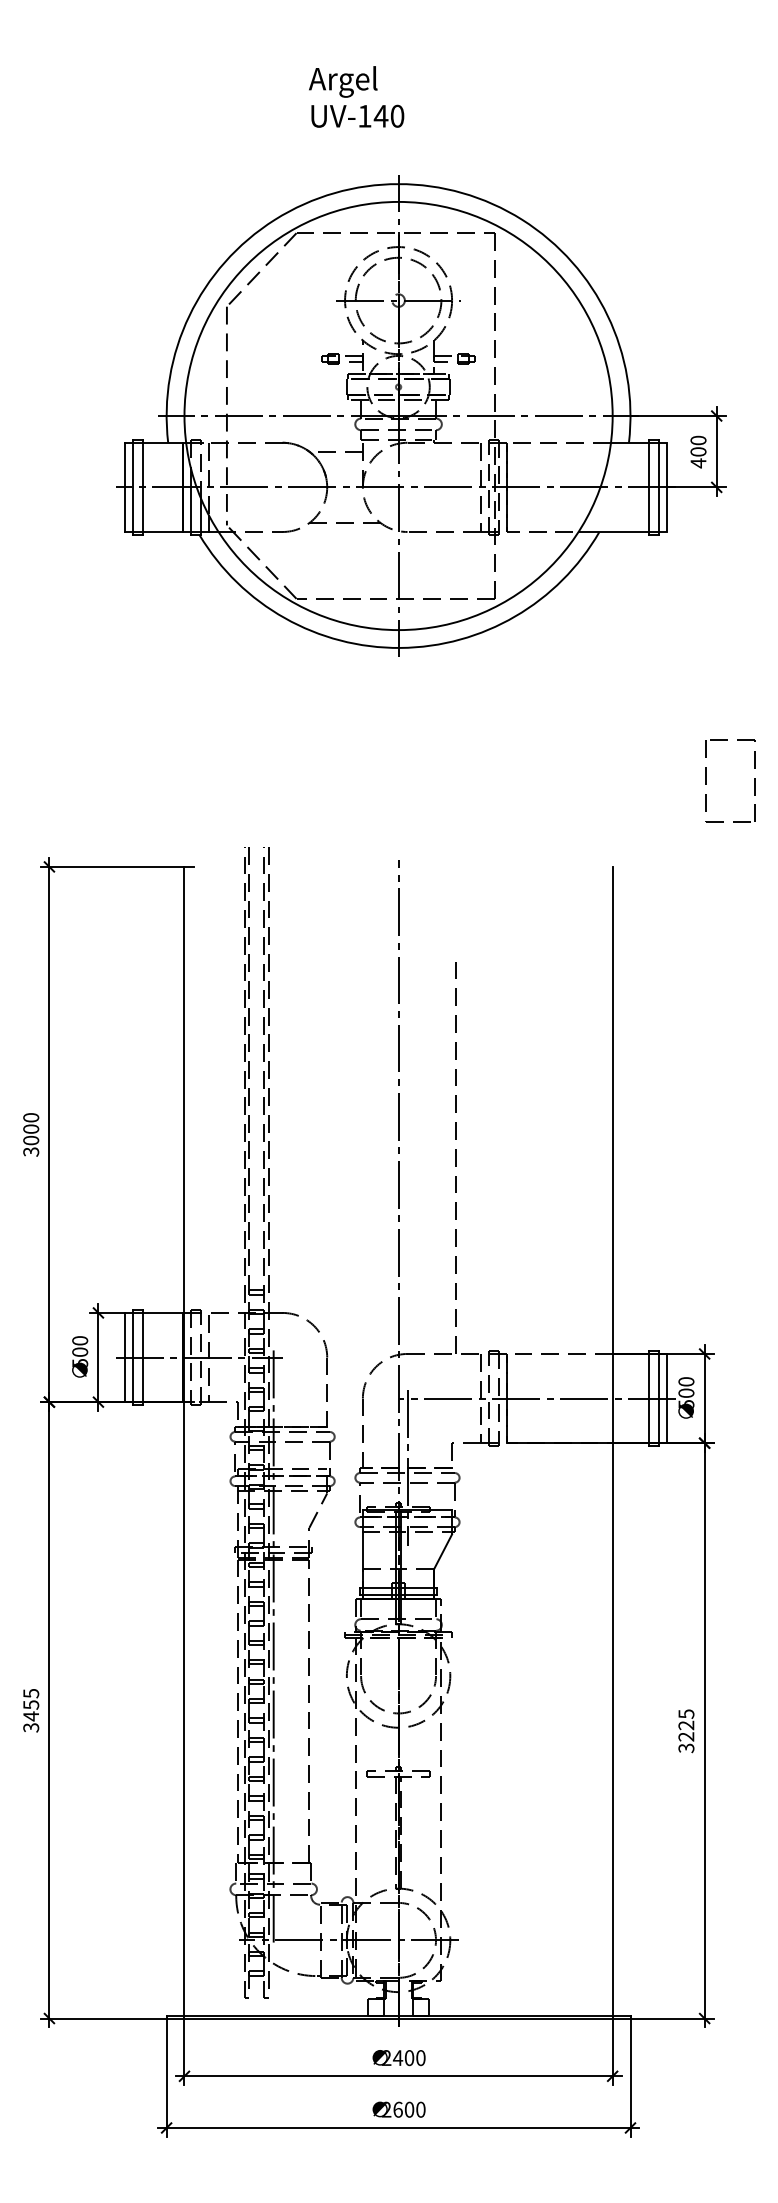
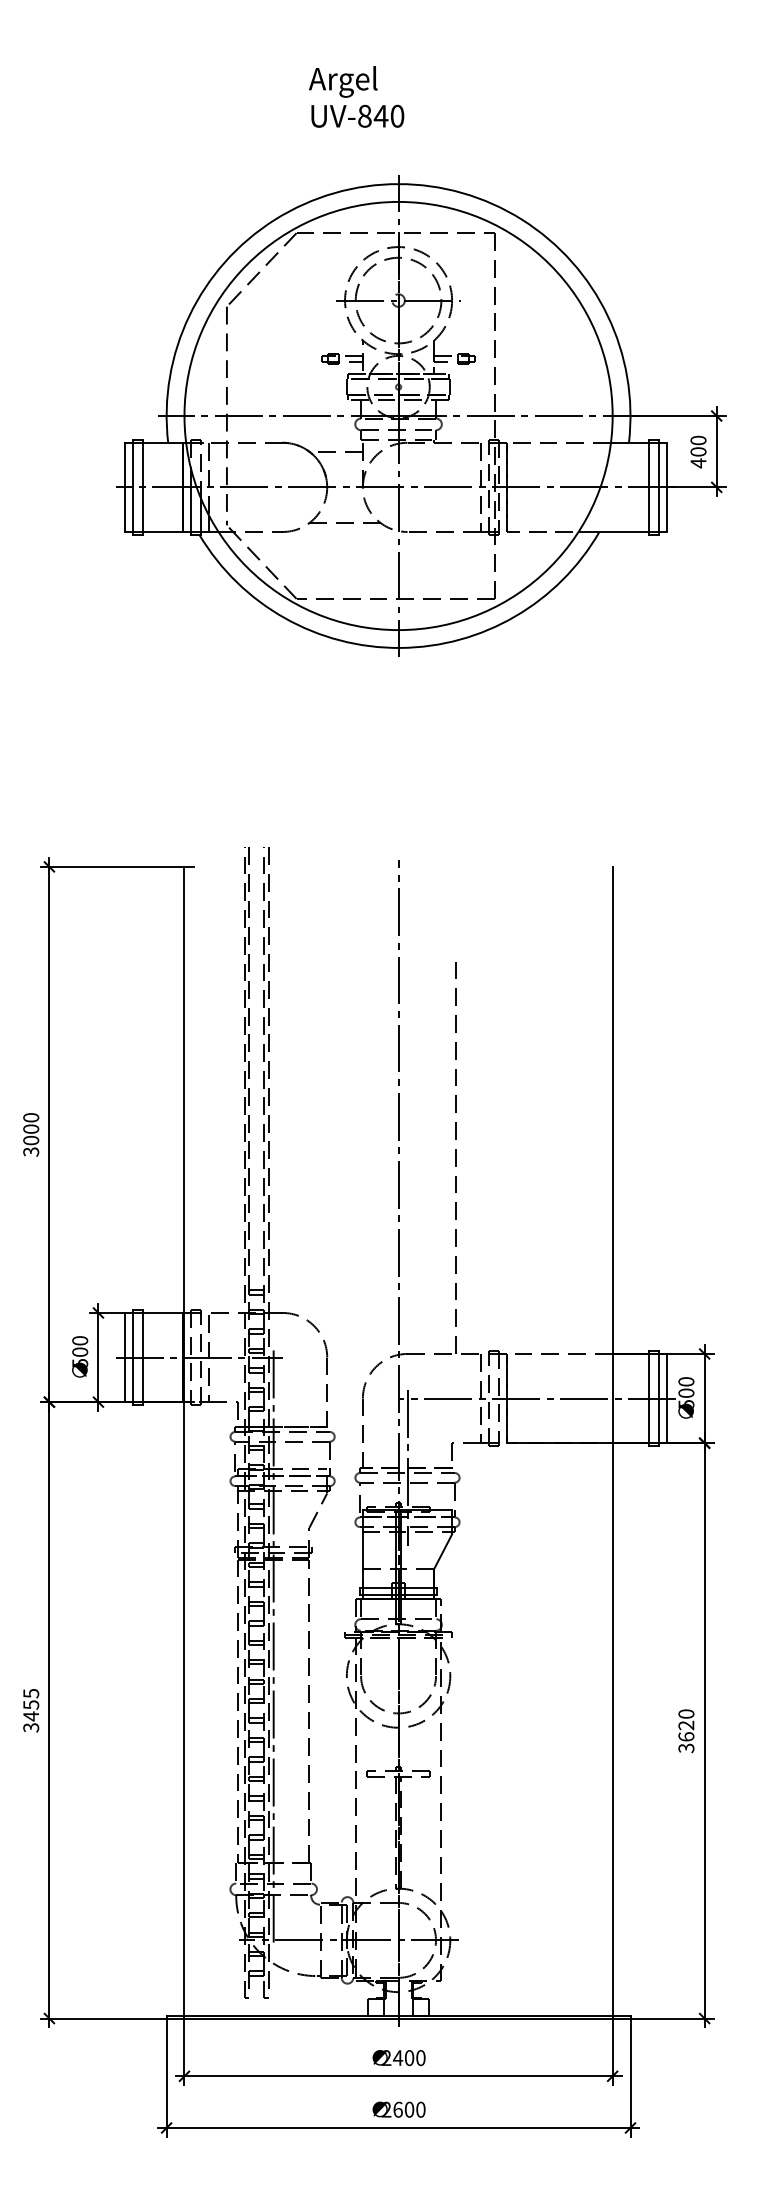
text: UV-140 -> UV-840 (364, 115)
part: present -> none (706, 780)
text: 3225 -> 3620 (686, 1725)
